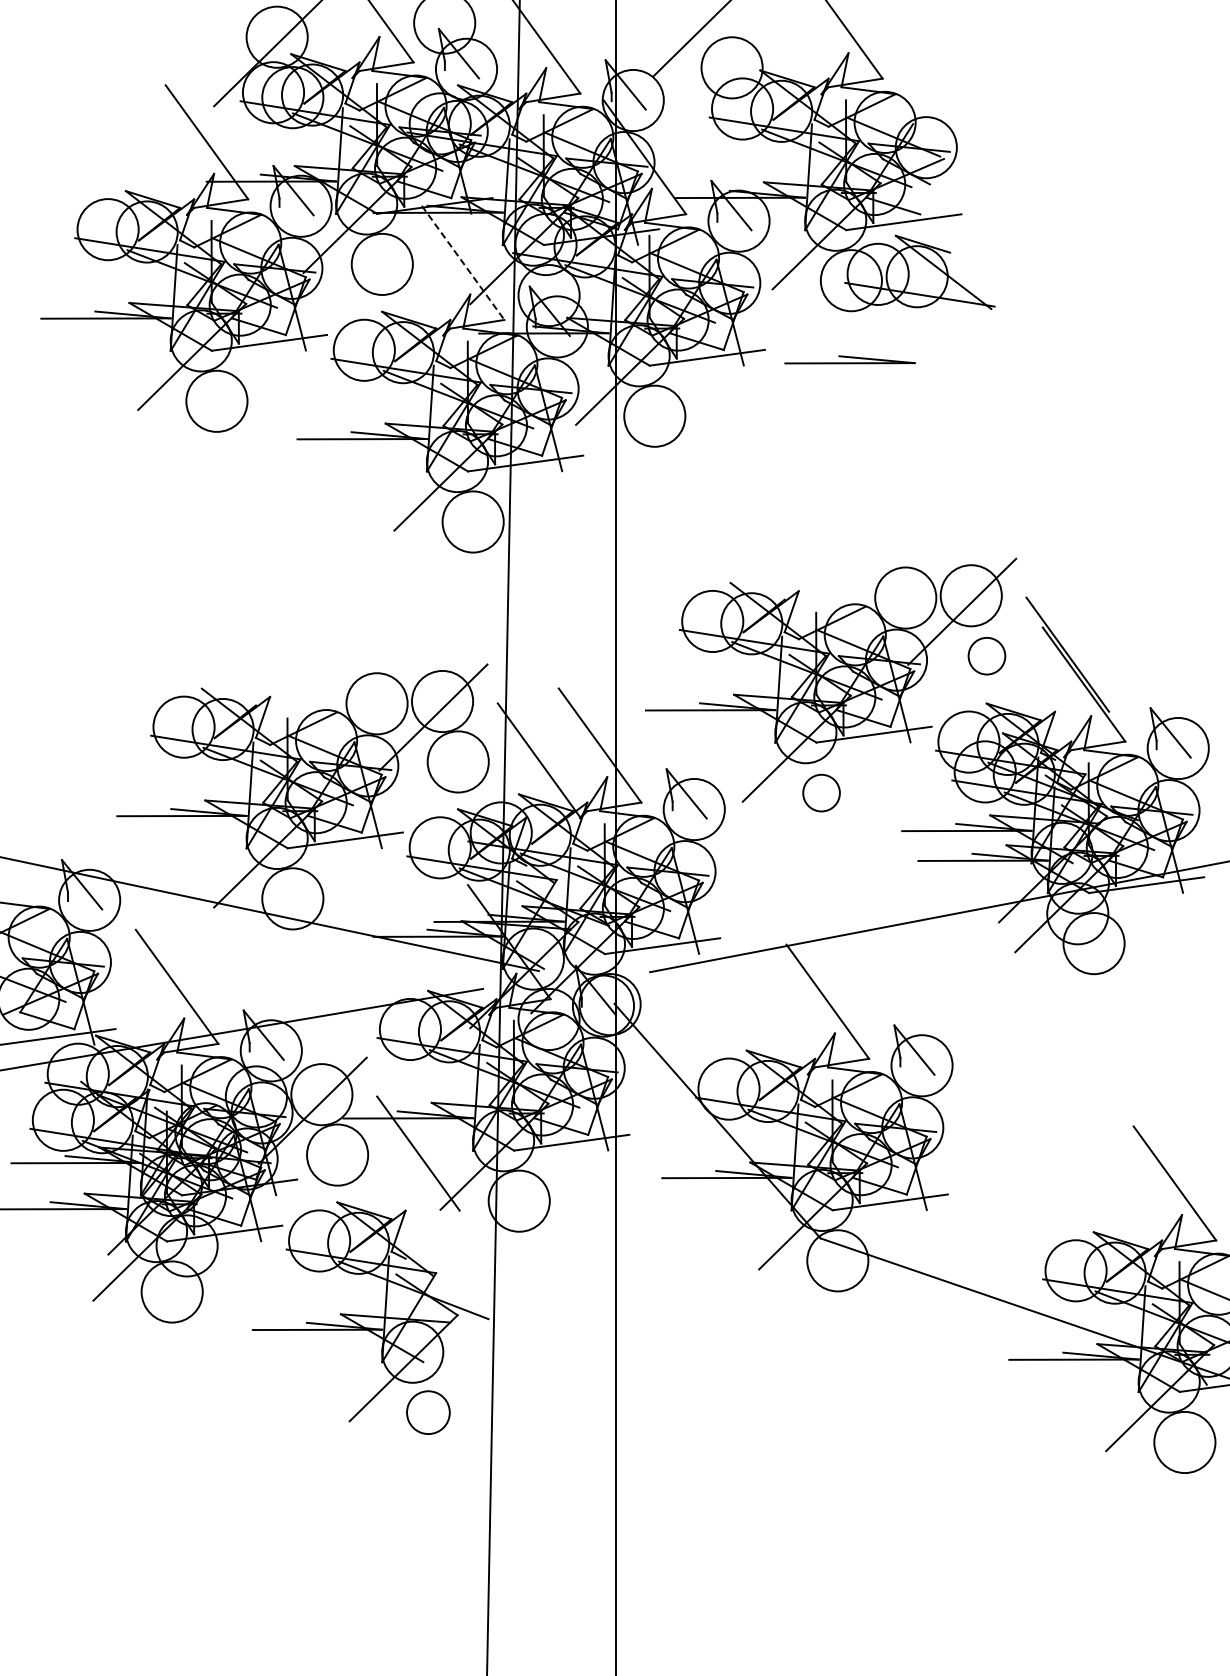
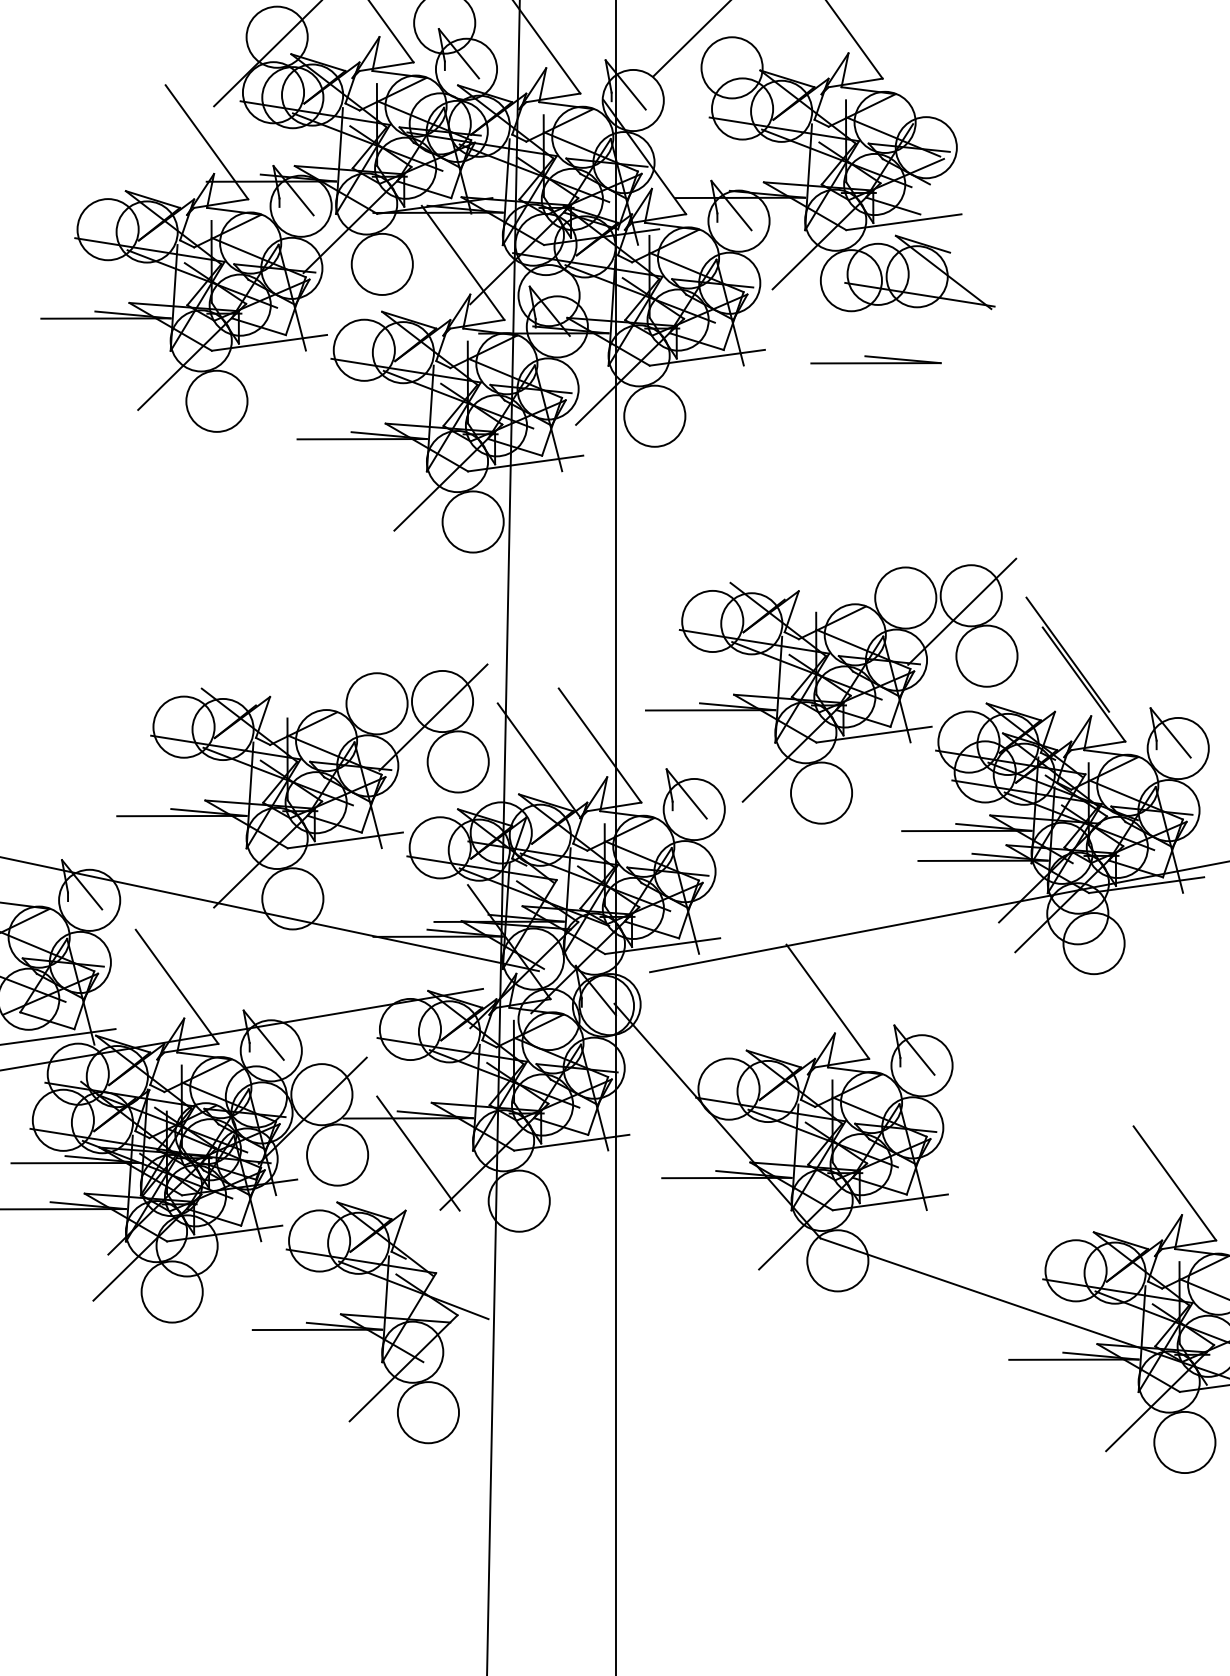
line: dashed -> solid (463, 263)
part position: (849, 359) -> (875, 359) (875, 359)
circle diameter: 37 px -> 61 px (986, 655)
circle diameter: 37 px -> 61 px (821, 792)
circle diameter: 43 px -> 61 px (428, 1412)
